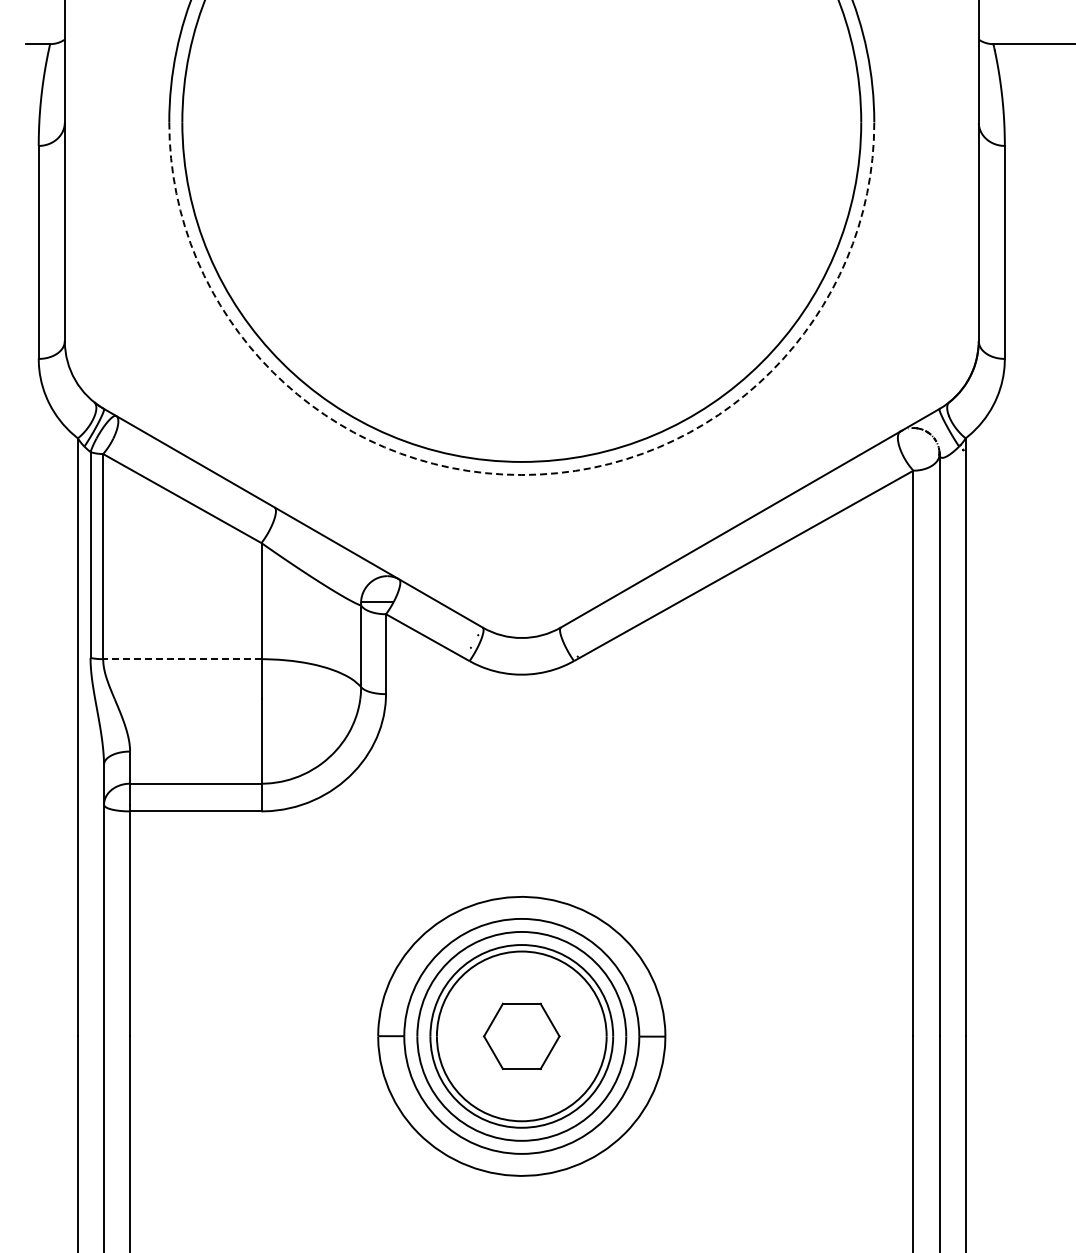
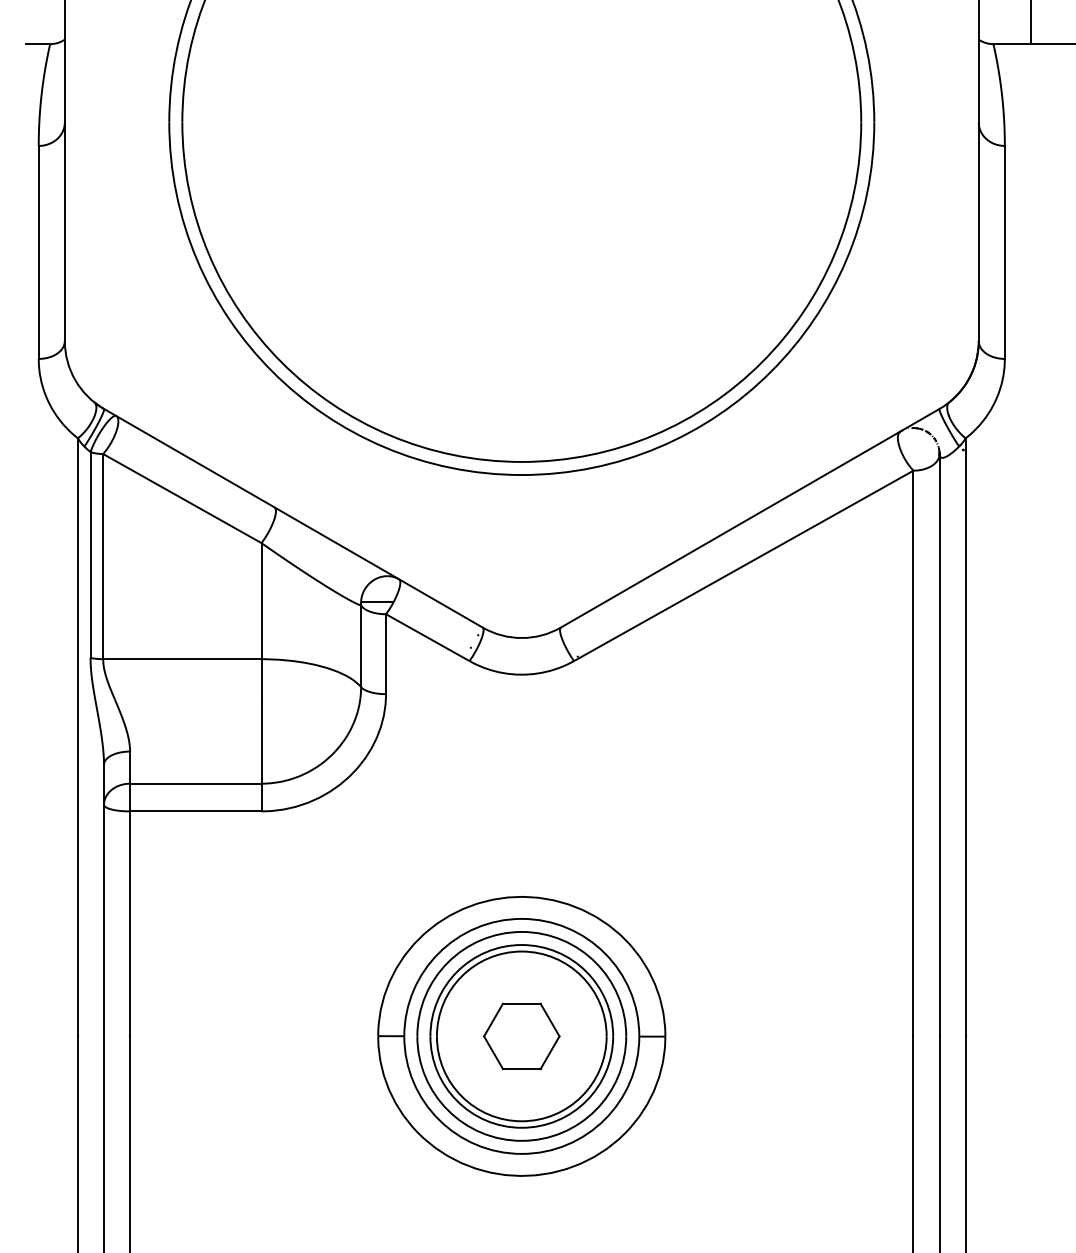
line: none -> present (1030, 23)
arc: dashed -> solid (521, 475)
line: dashed -> solid (181, 659)
